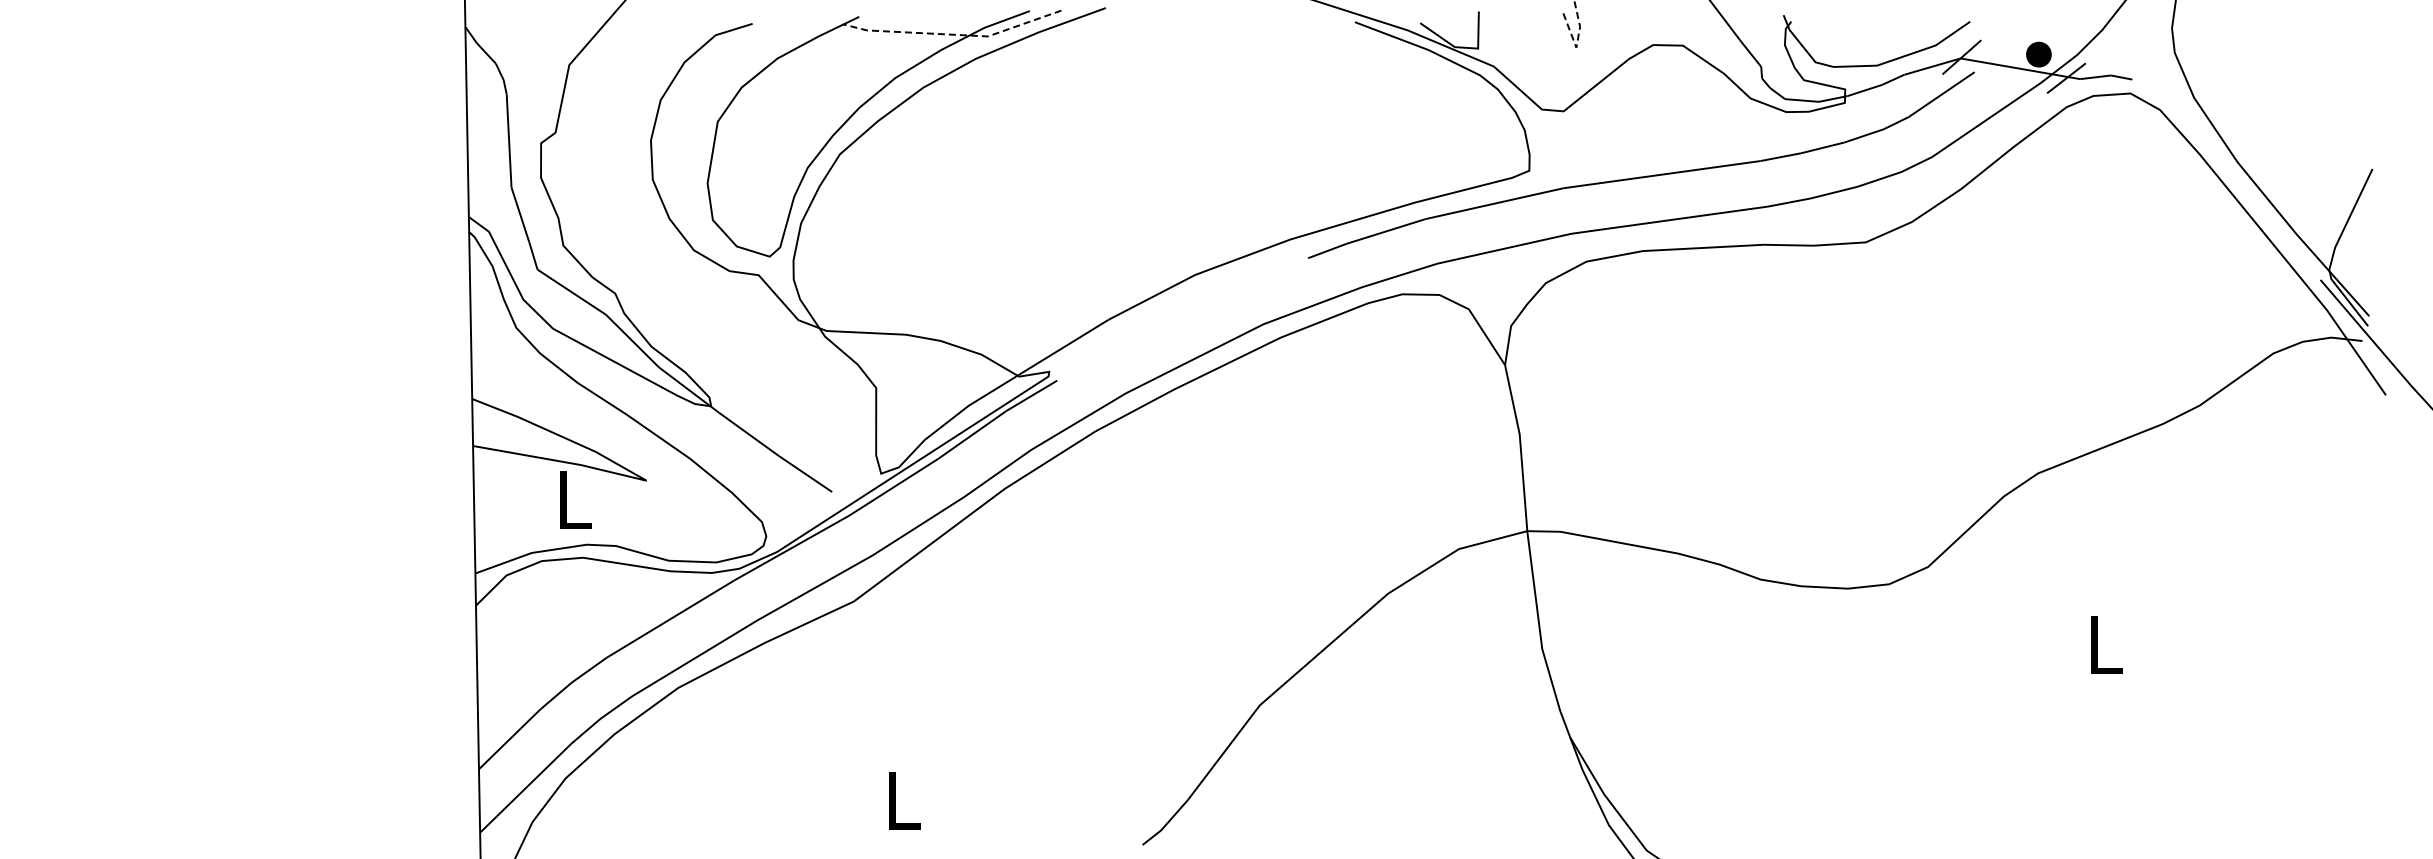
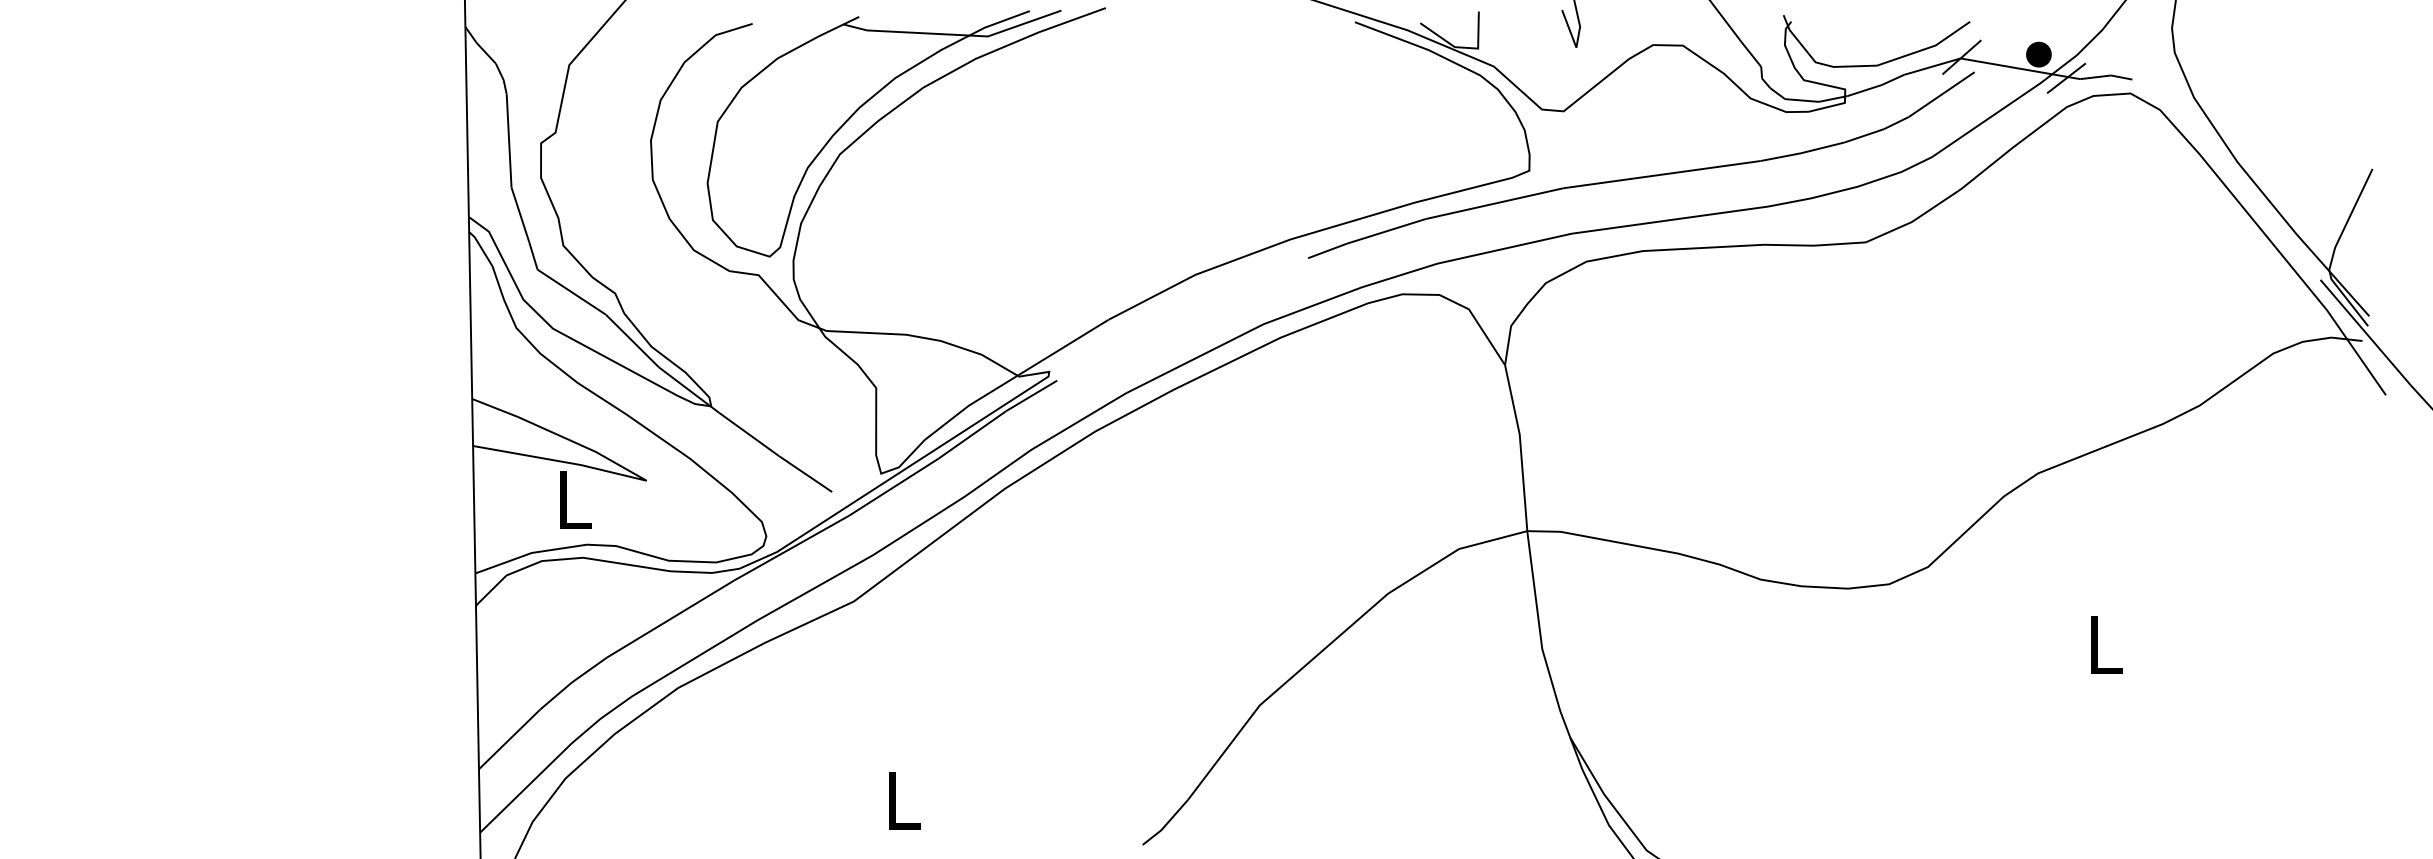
line: dashed -> solid (953, 34)
line: dashed -> solid (1577, 43)
